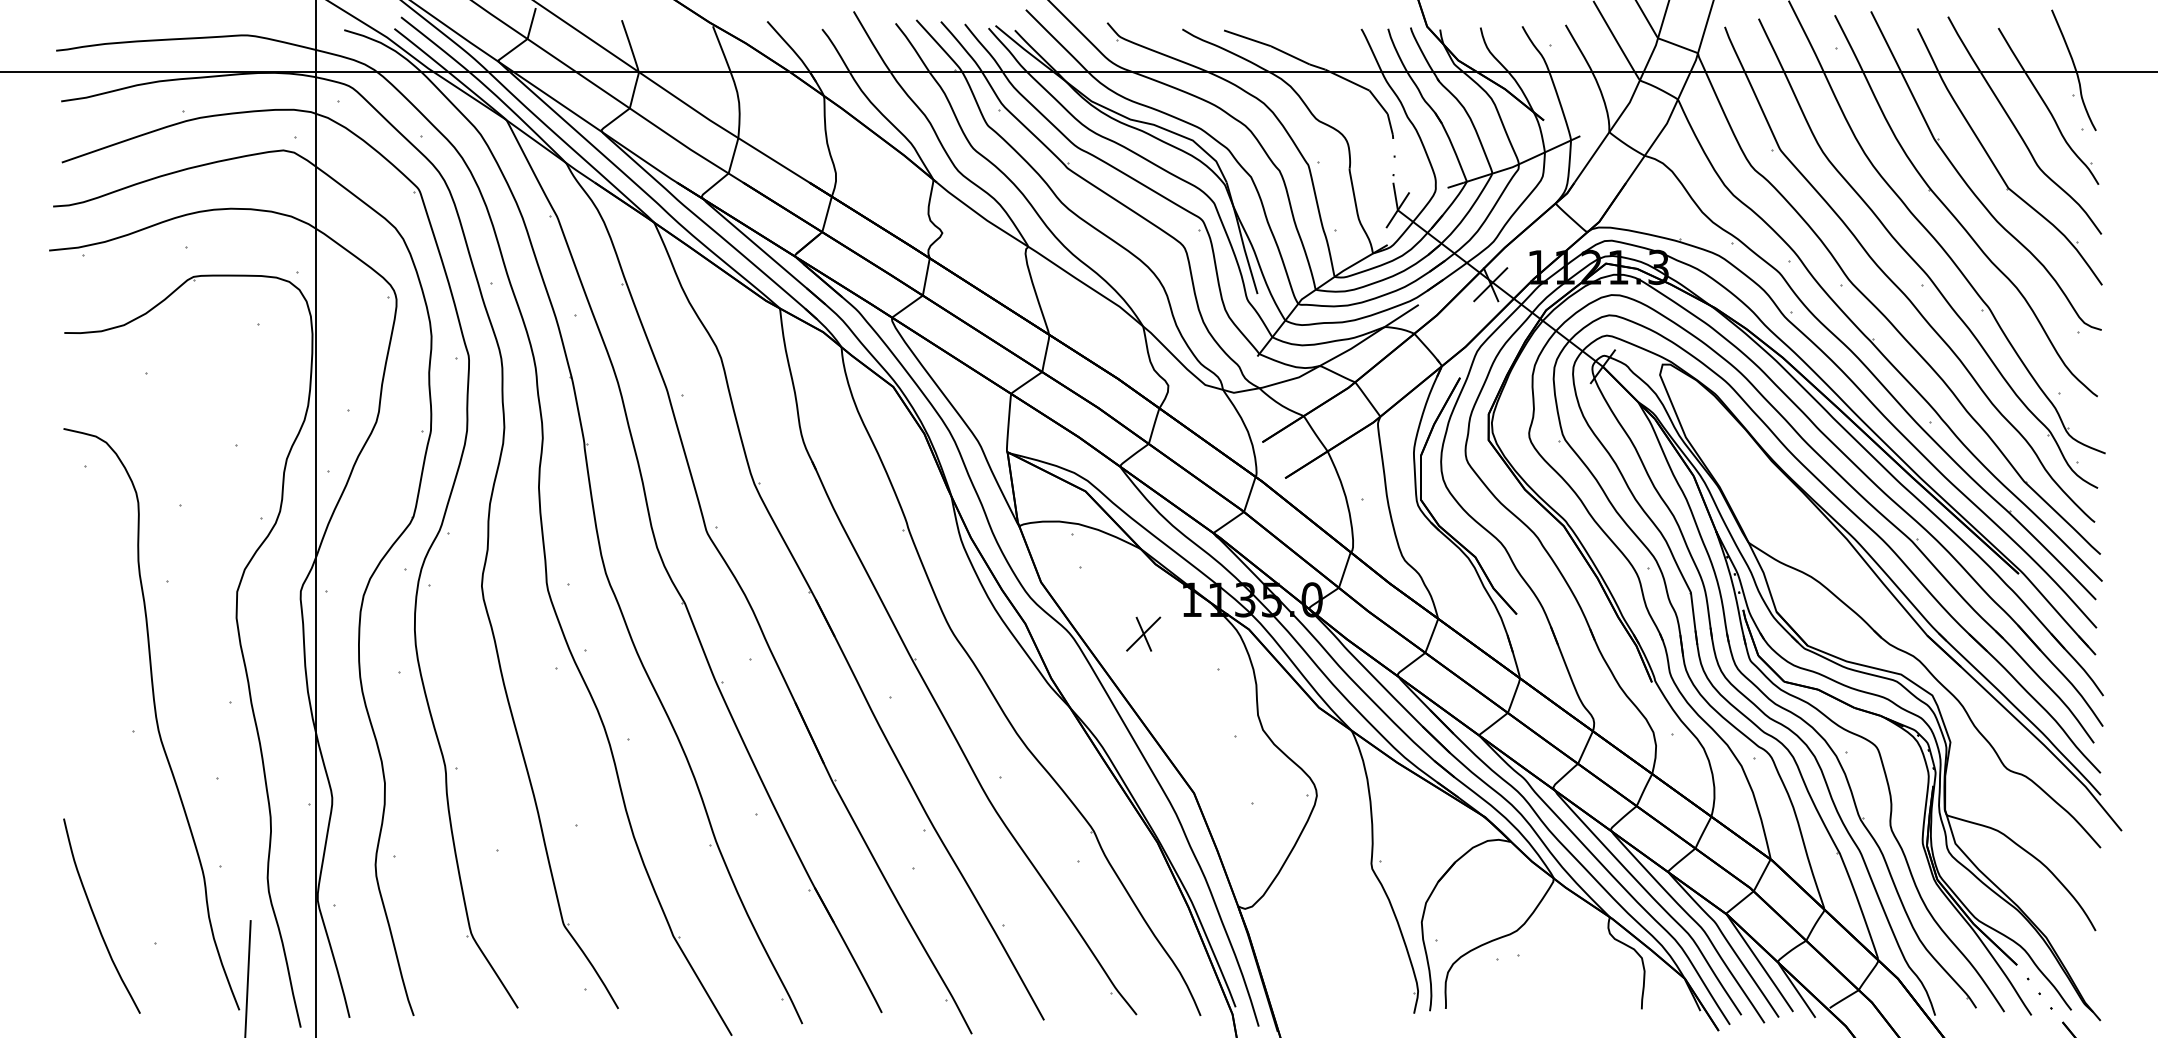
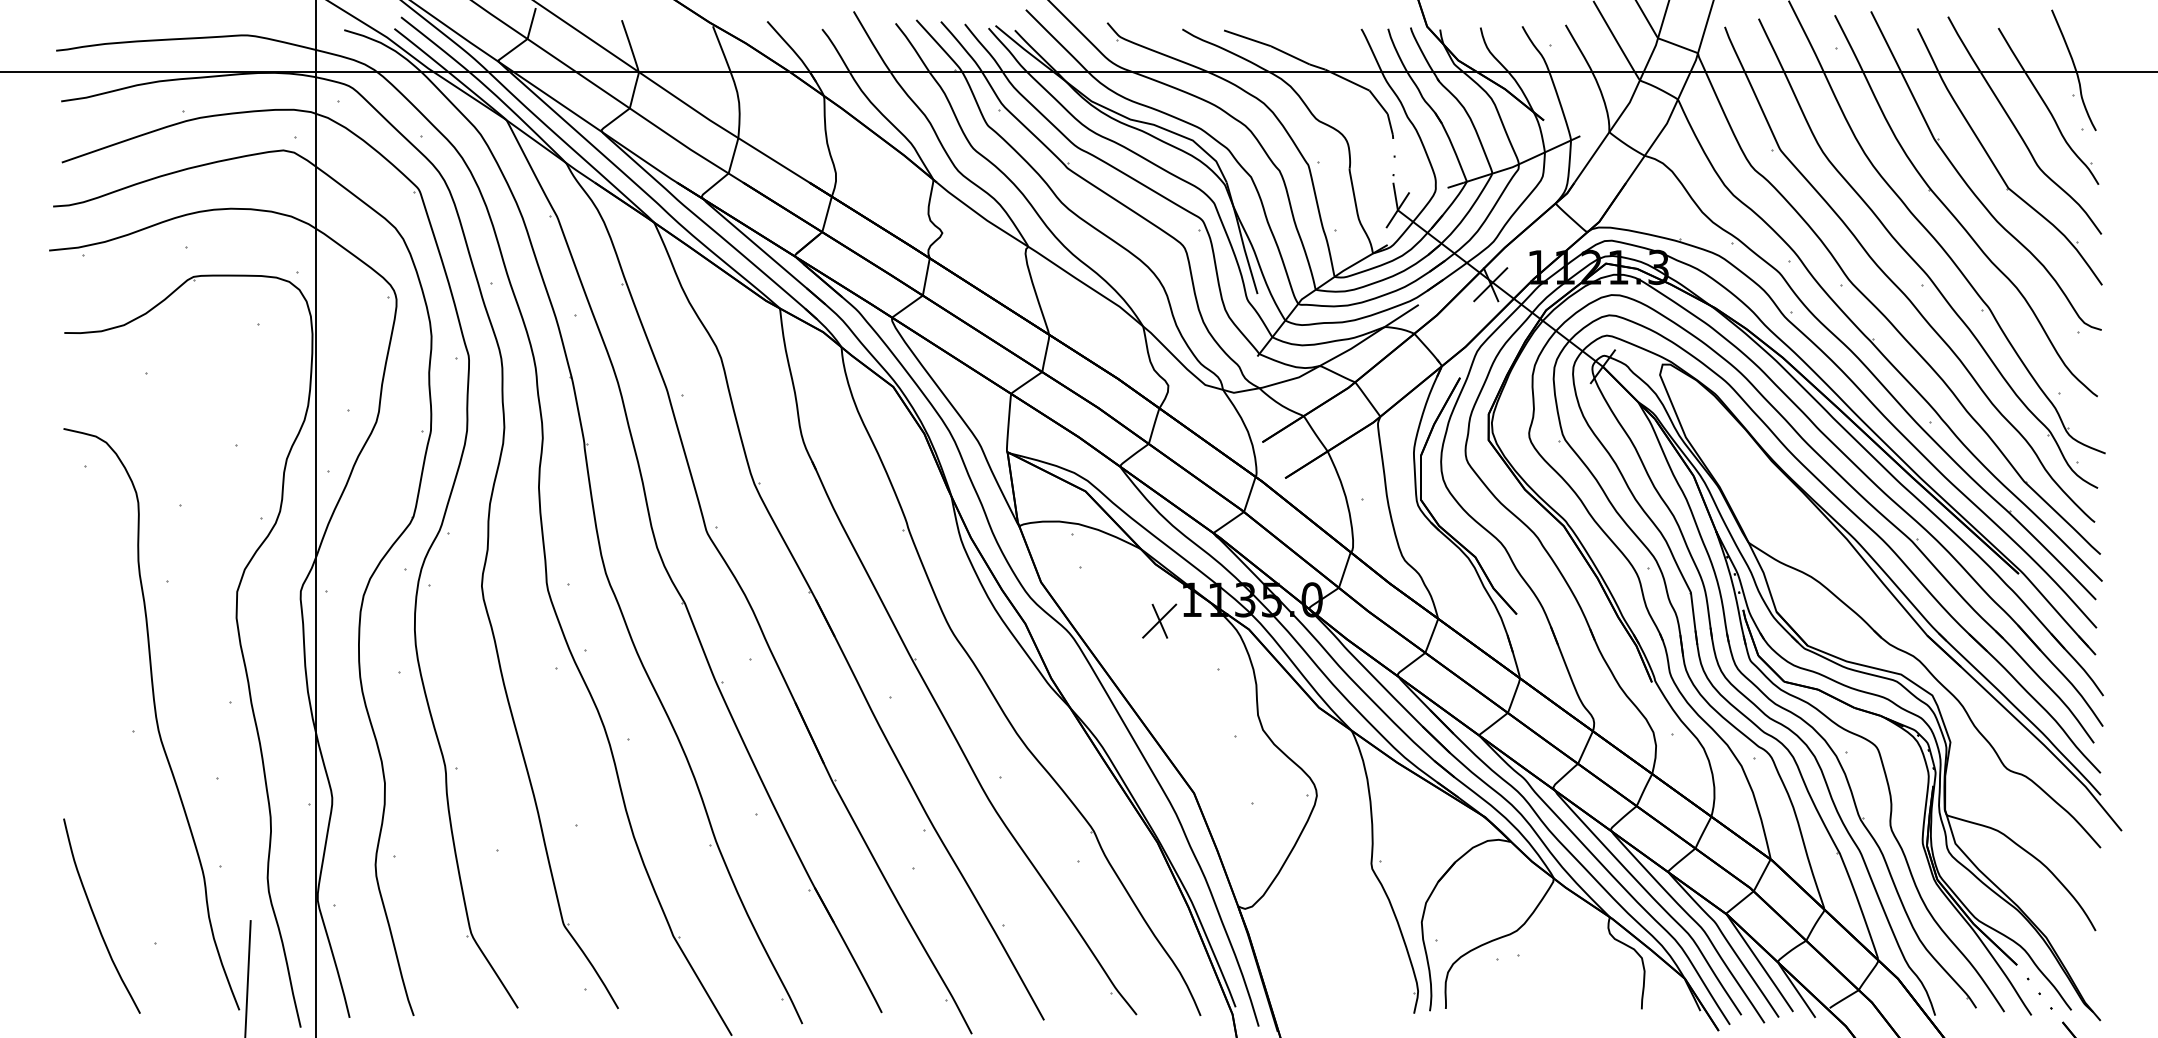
part position: (1143, 633) -> (1159, 620) (1159, 620)
